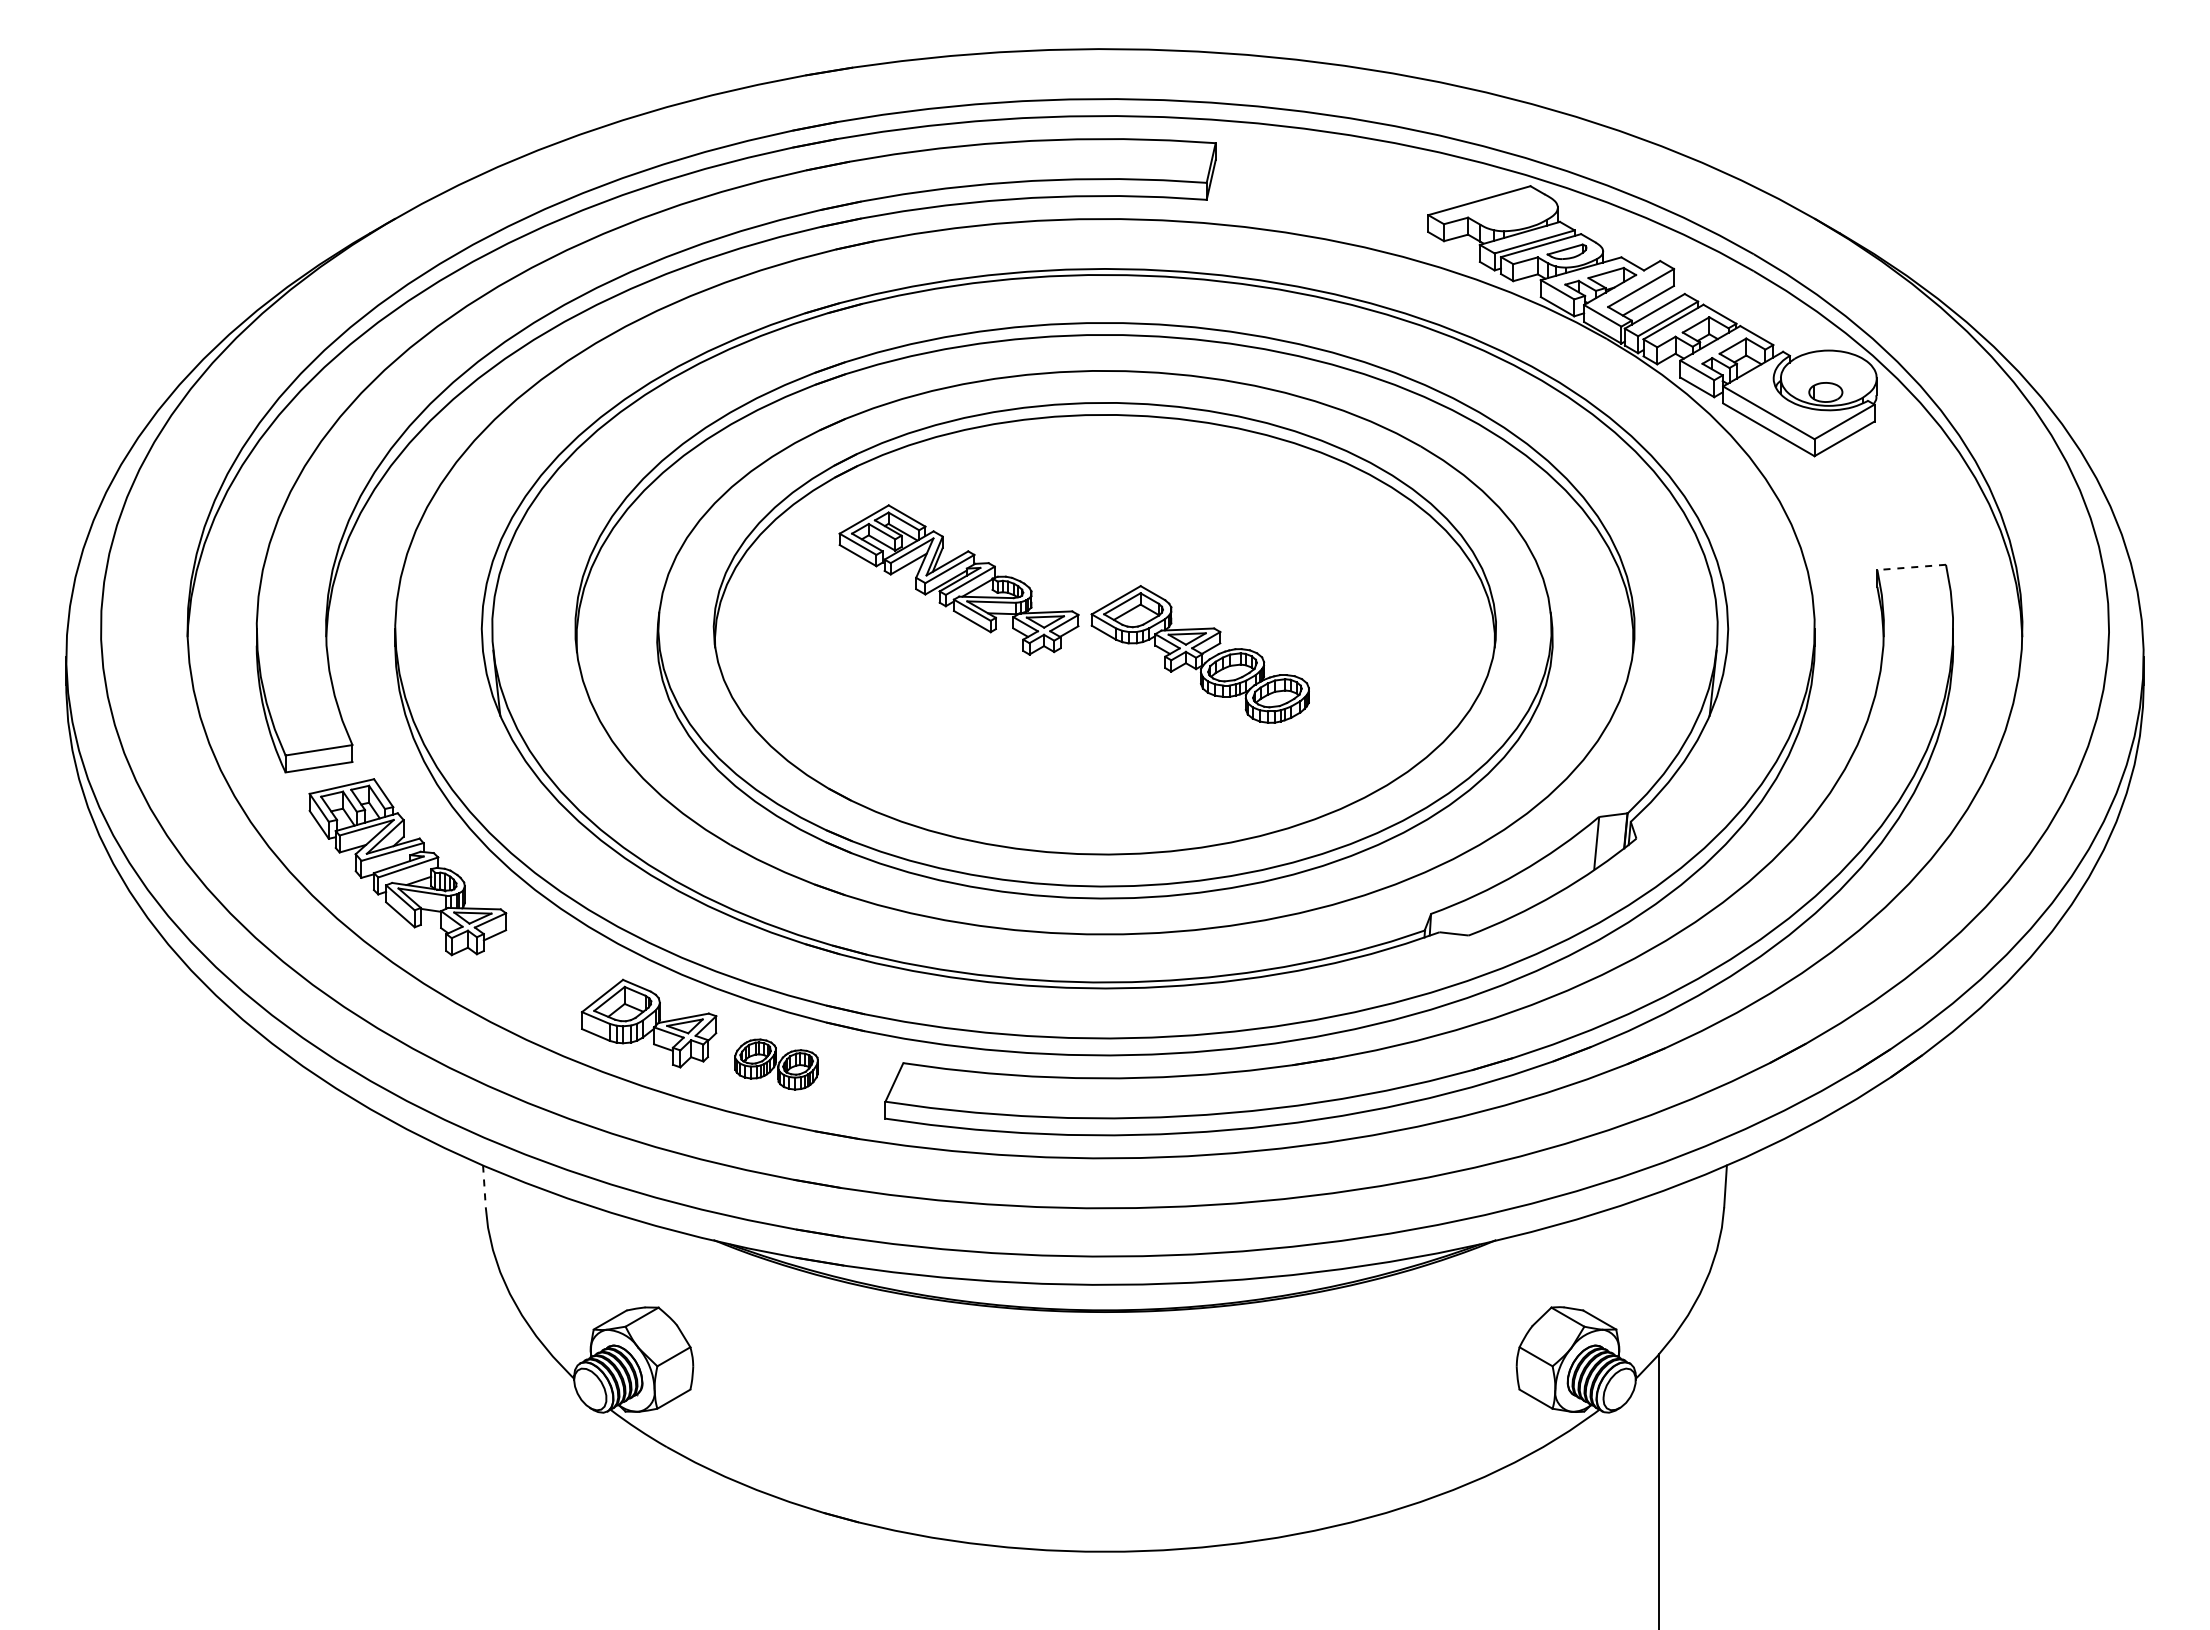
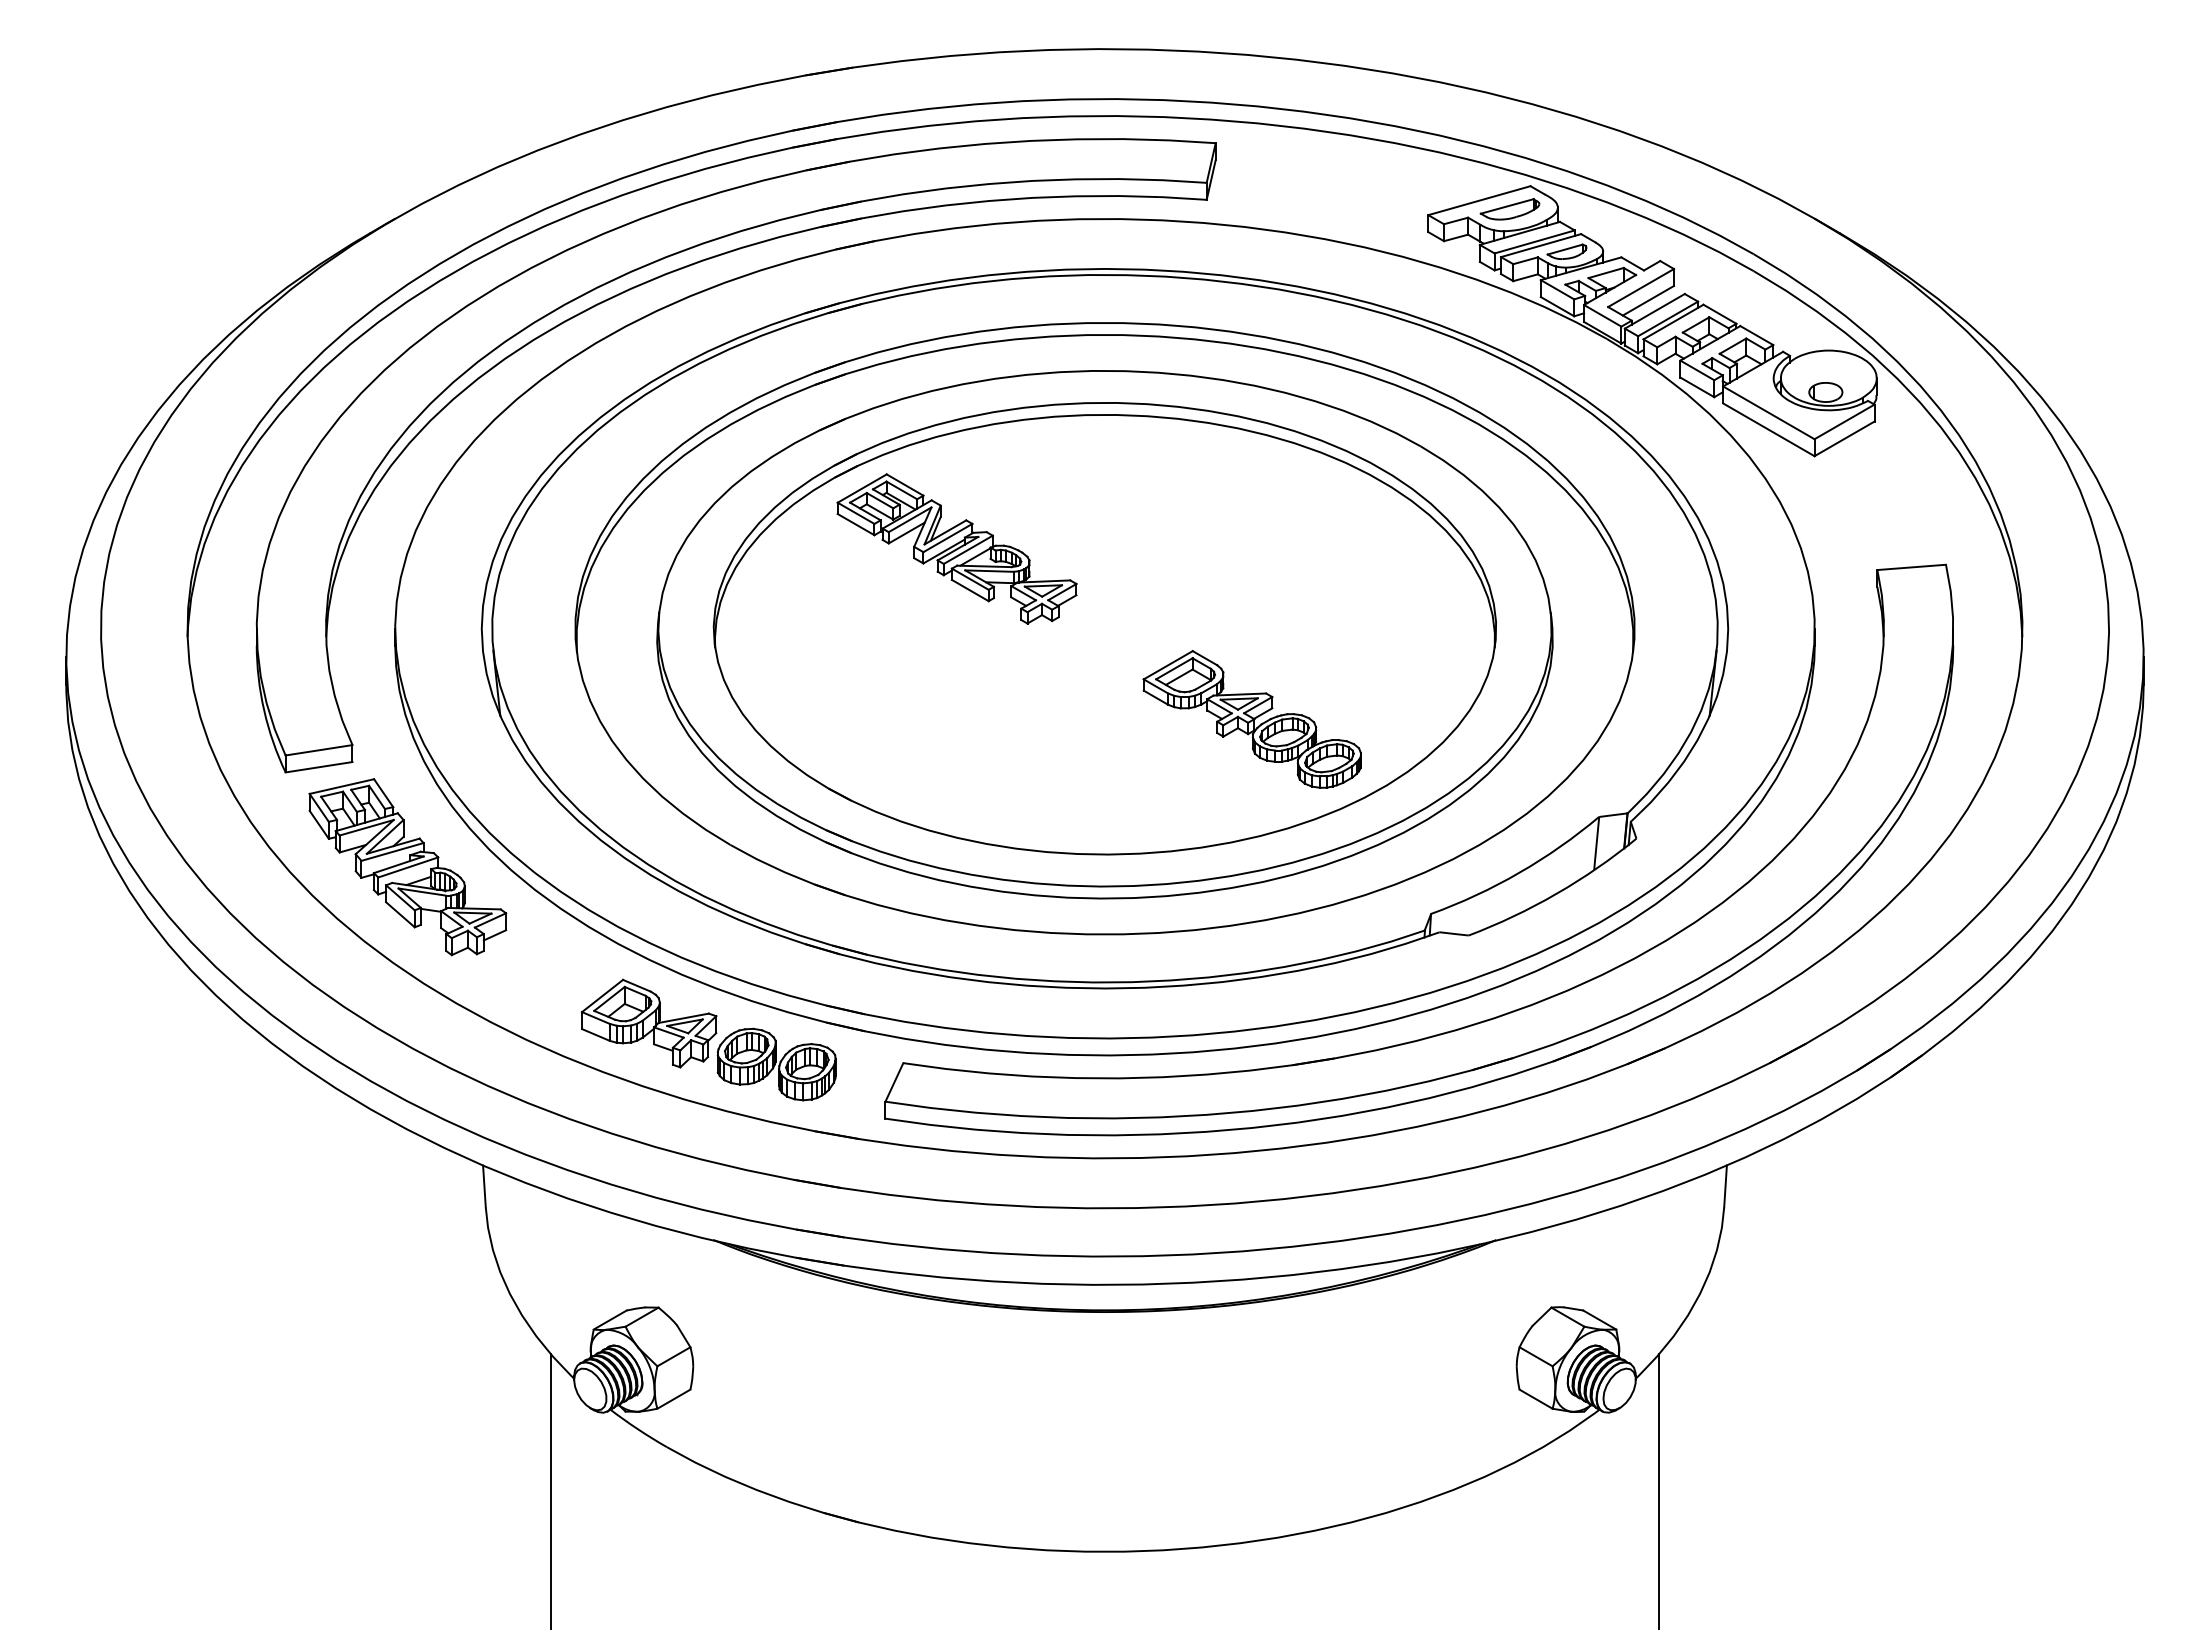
part: none -> present (1509, 209)
line: dashed -> solid (1911, 567)
part position: (958, 579) -> (956, 548) (956, 548)
part position: (1199, 654) -> (1251, 719) (1251, 719)
part size: 85x53 px -> 121x75 px (776, 1064)
line: dashed -> solid (484, 1186)
line: none -> present (551, 1490)
